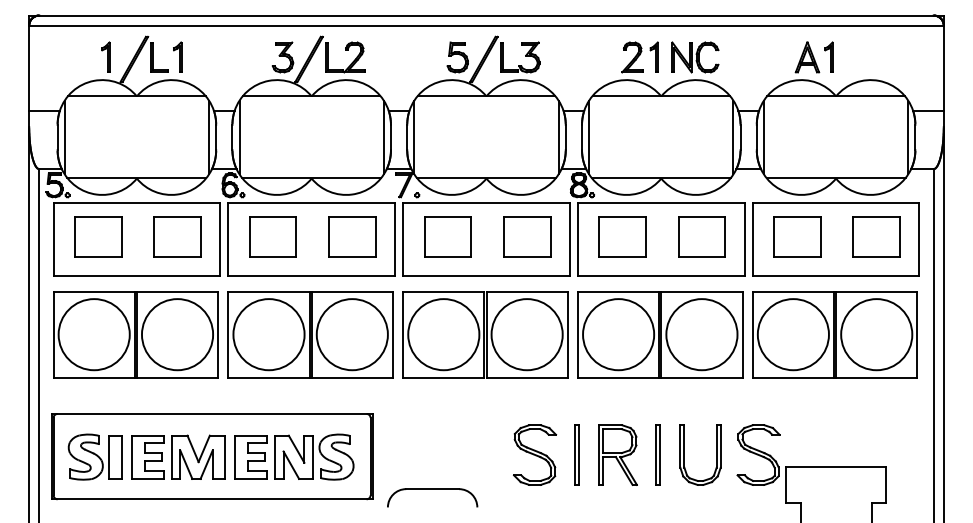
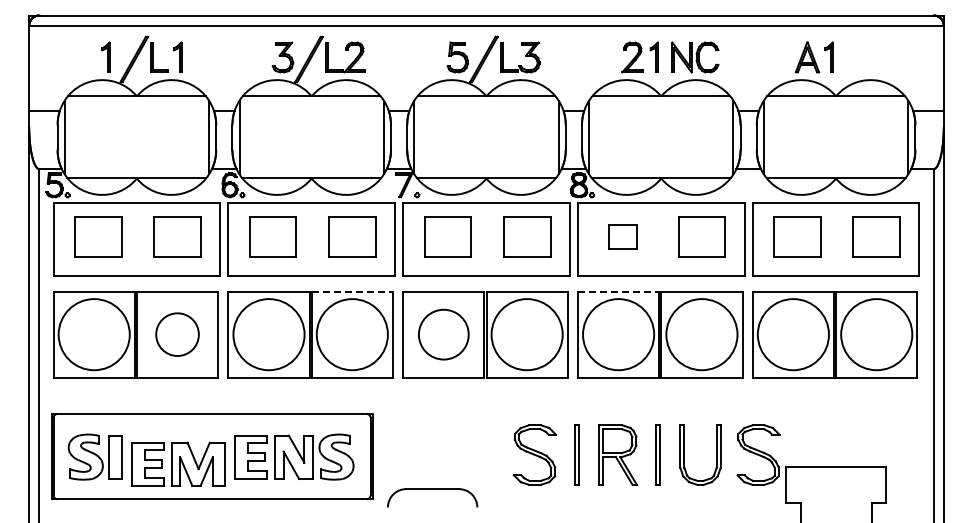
part size: 49x42 px -> 30x26 px (622, 236)
line: solid -> dashed (352, 291)
line: solid -> dashed (618, 291)
circle diameter: 71 px -> 43 px (177, 334)
circle diameter: 71 px -> 50 px (443, 334)
part position: (178, 456) -> (178, 463) (178, 463)
